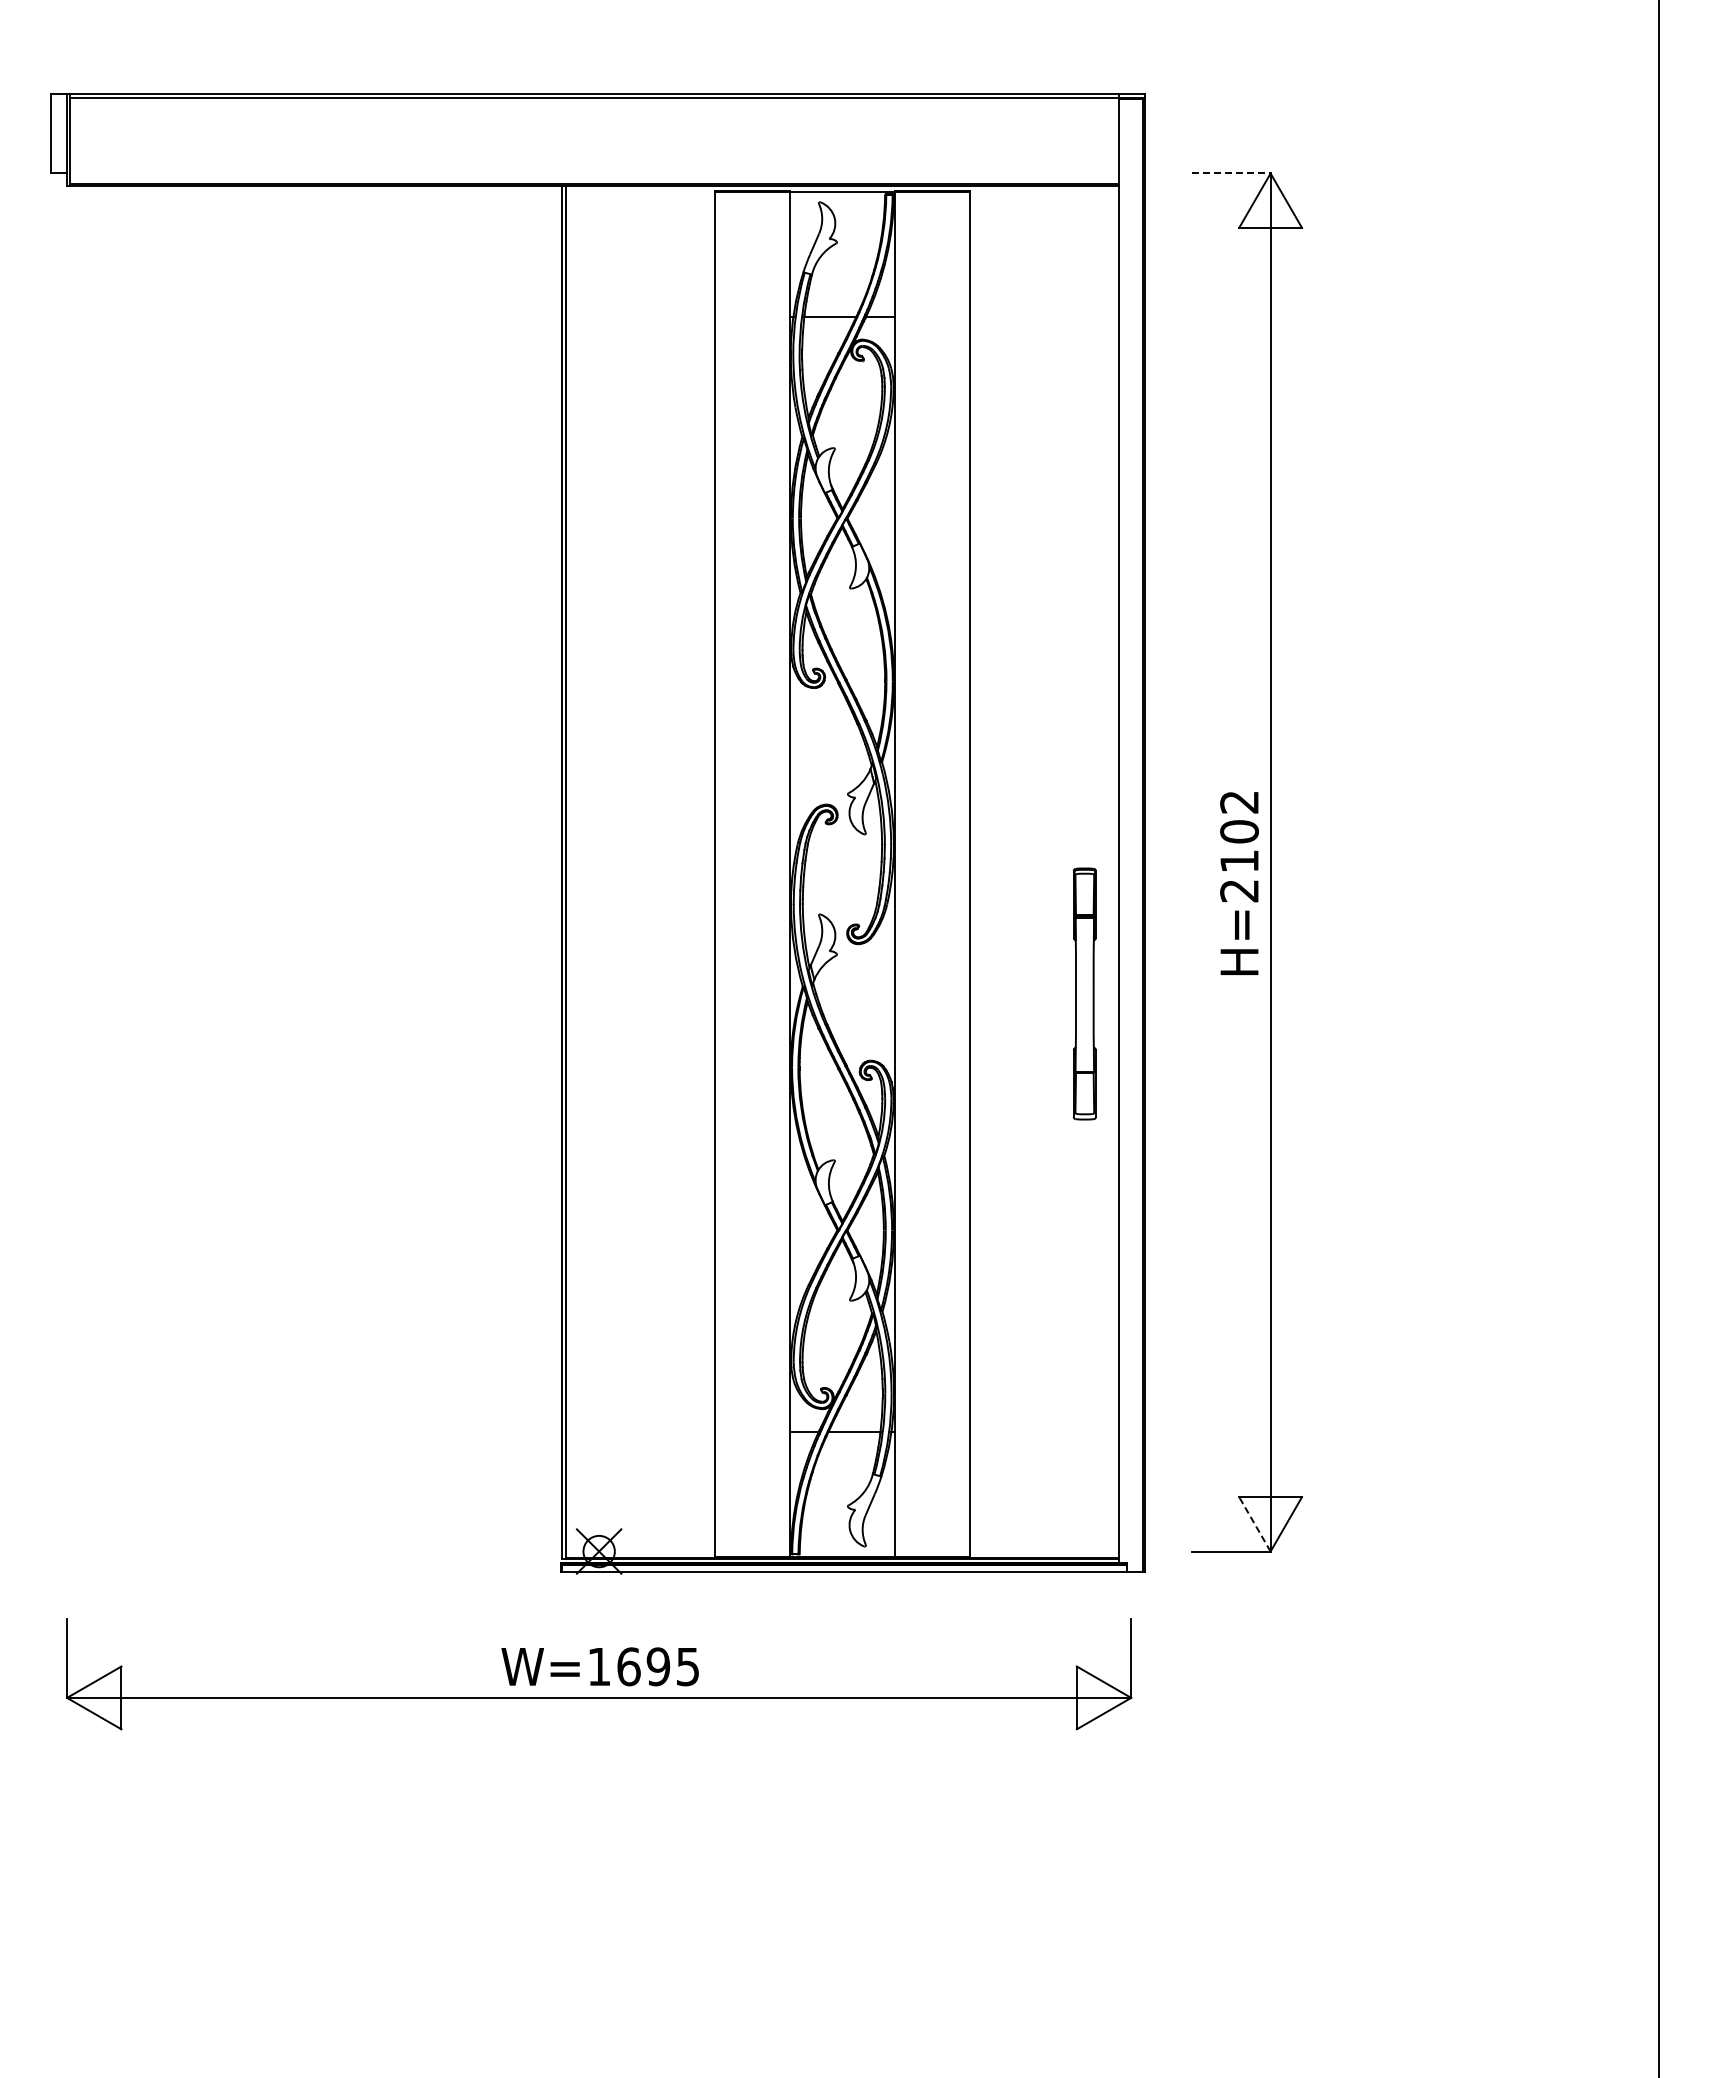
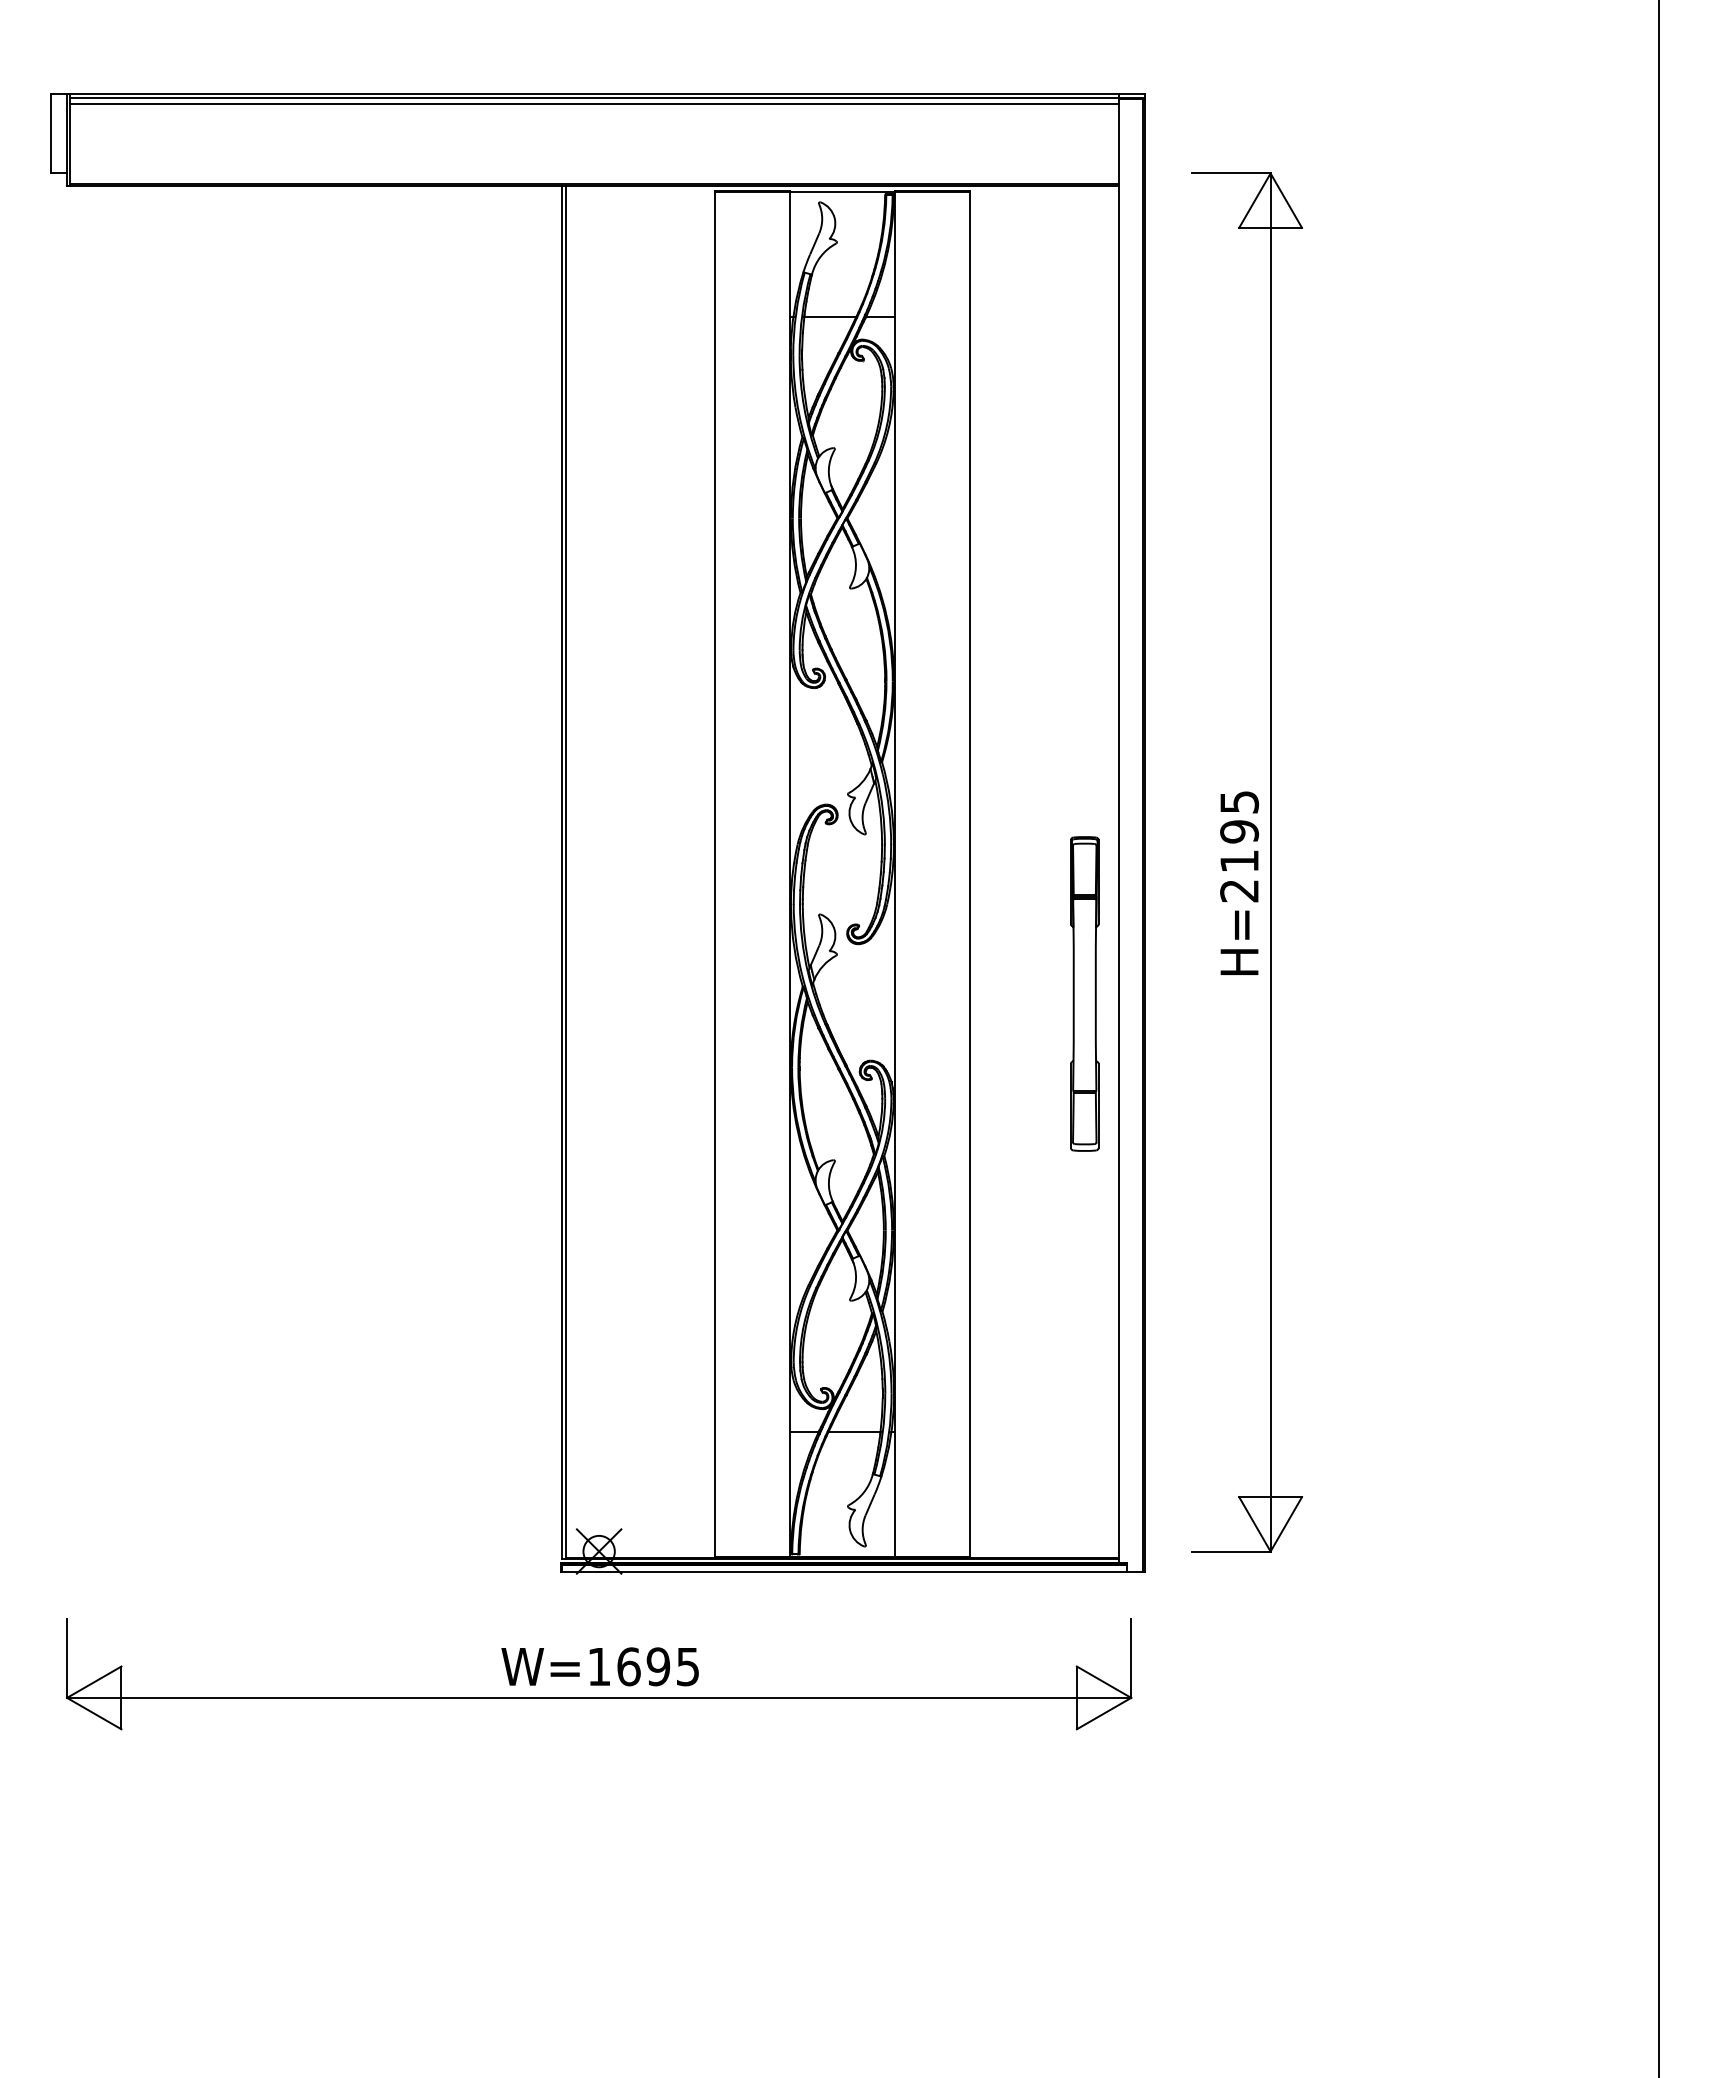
line: none -> present (594, 104)
line: dashed -> solid (1231, 173)
text: H=2102 -> H=2195 (1239, 817)
part size: 24x254 px -> 30x316 px (1084, 993)
line: dashed -> solid (1254, 1523)
